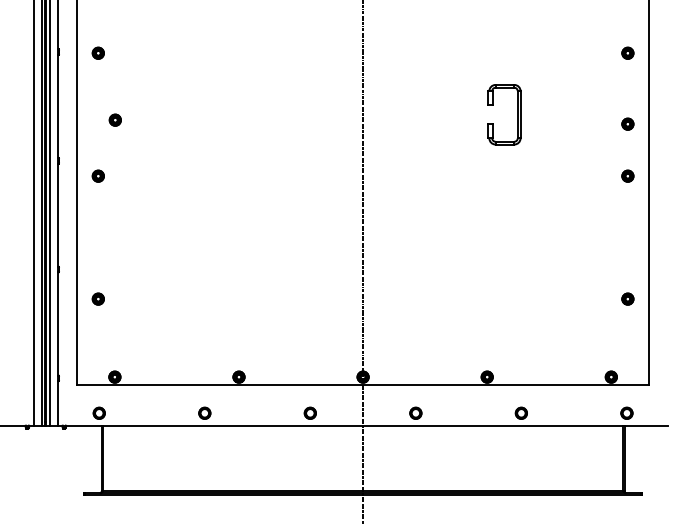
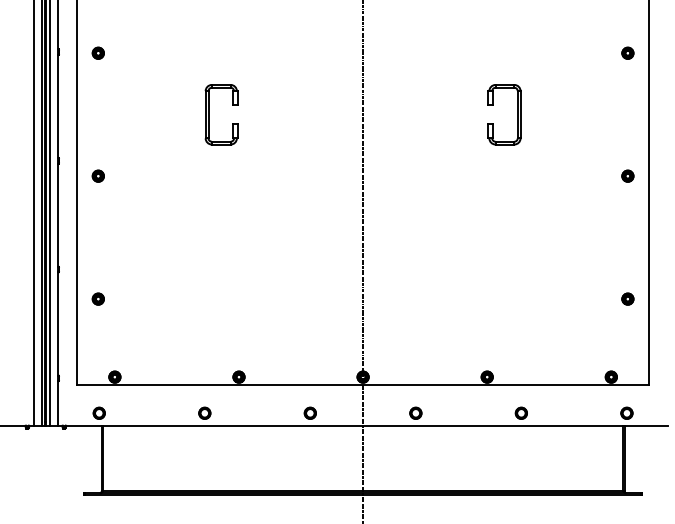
part: none -> present (209, 114)
part: present -> none (114, 119)
part: present -> none (627, 123)
